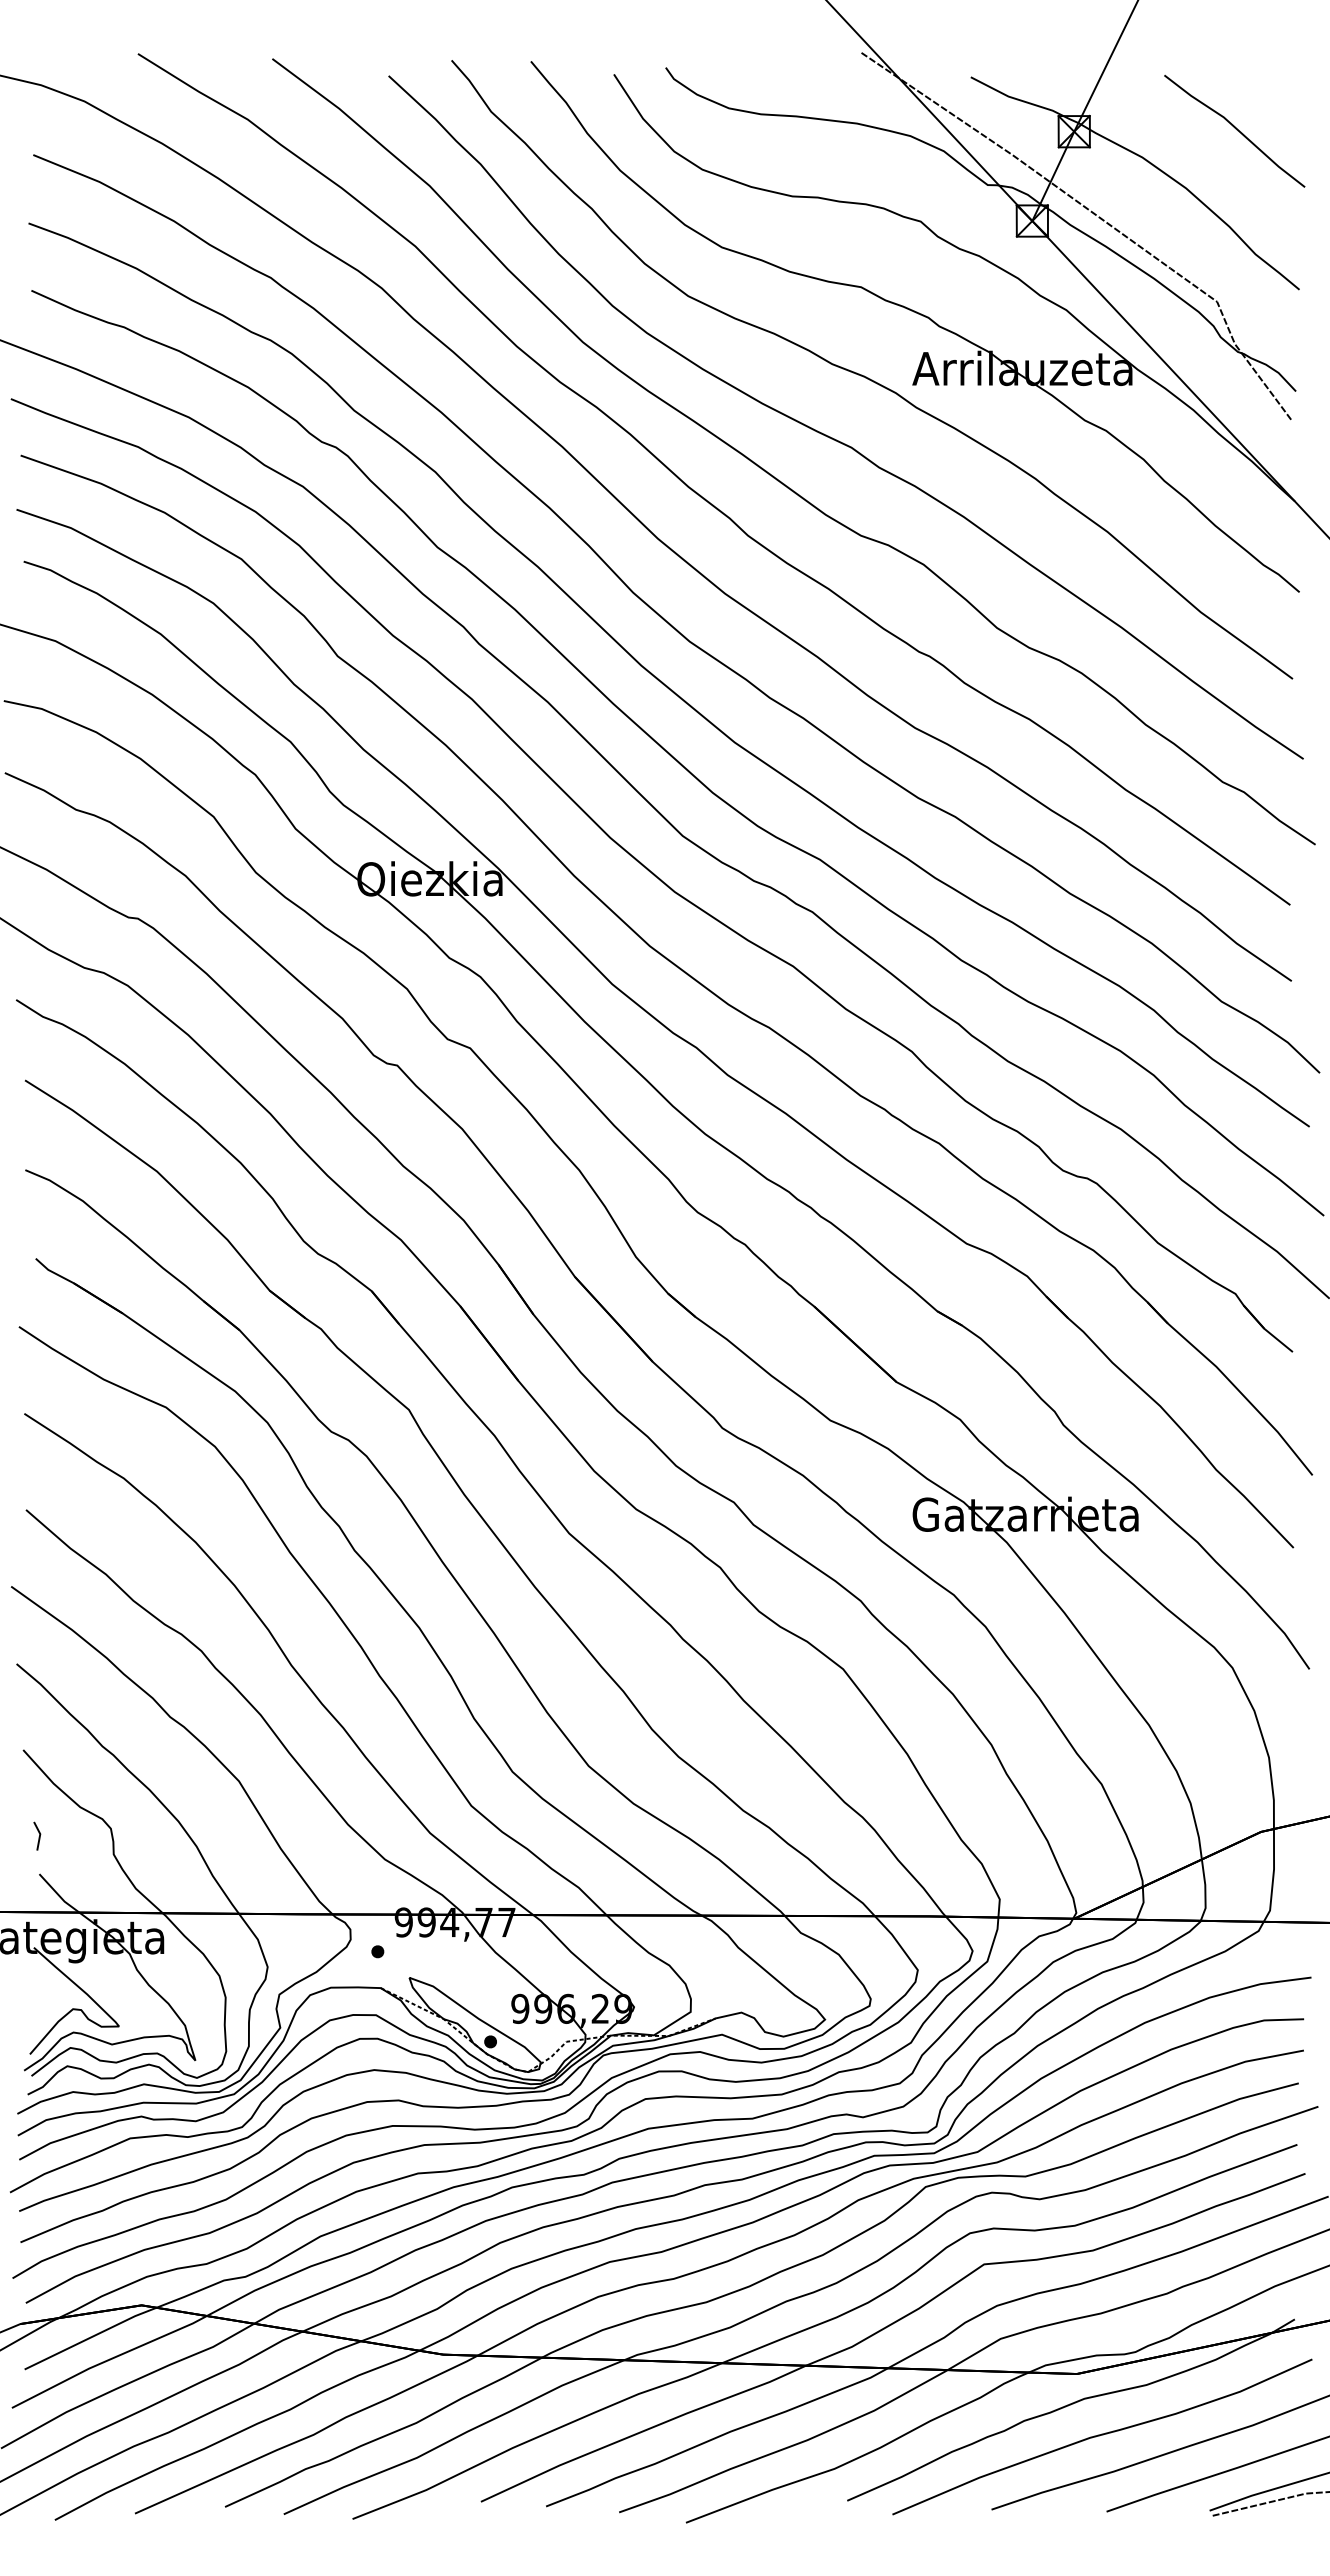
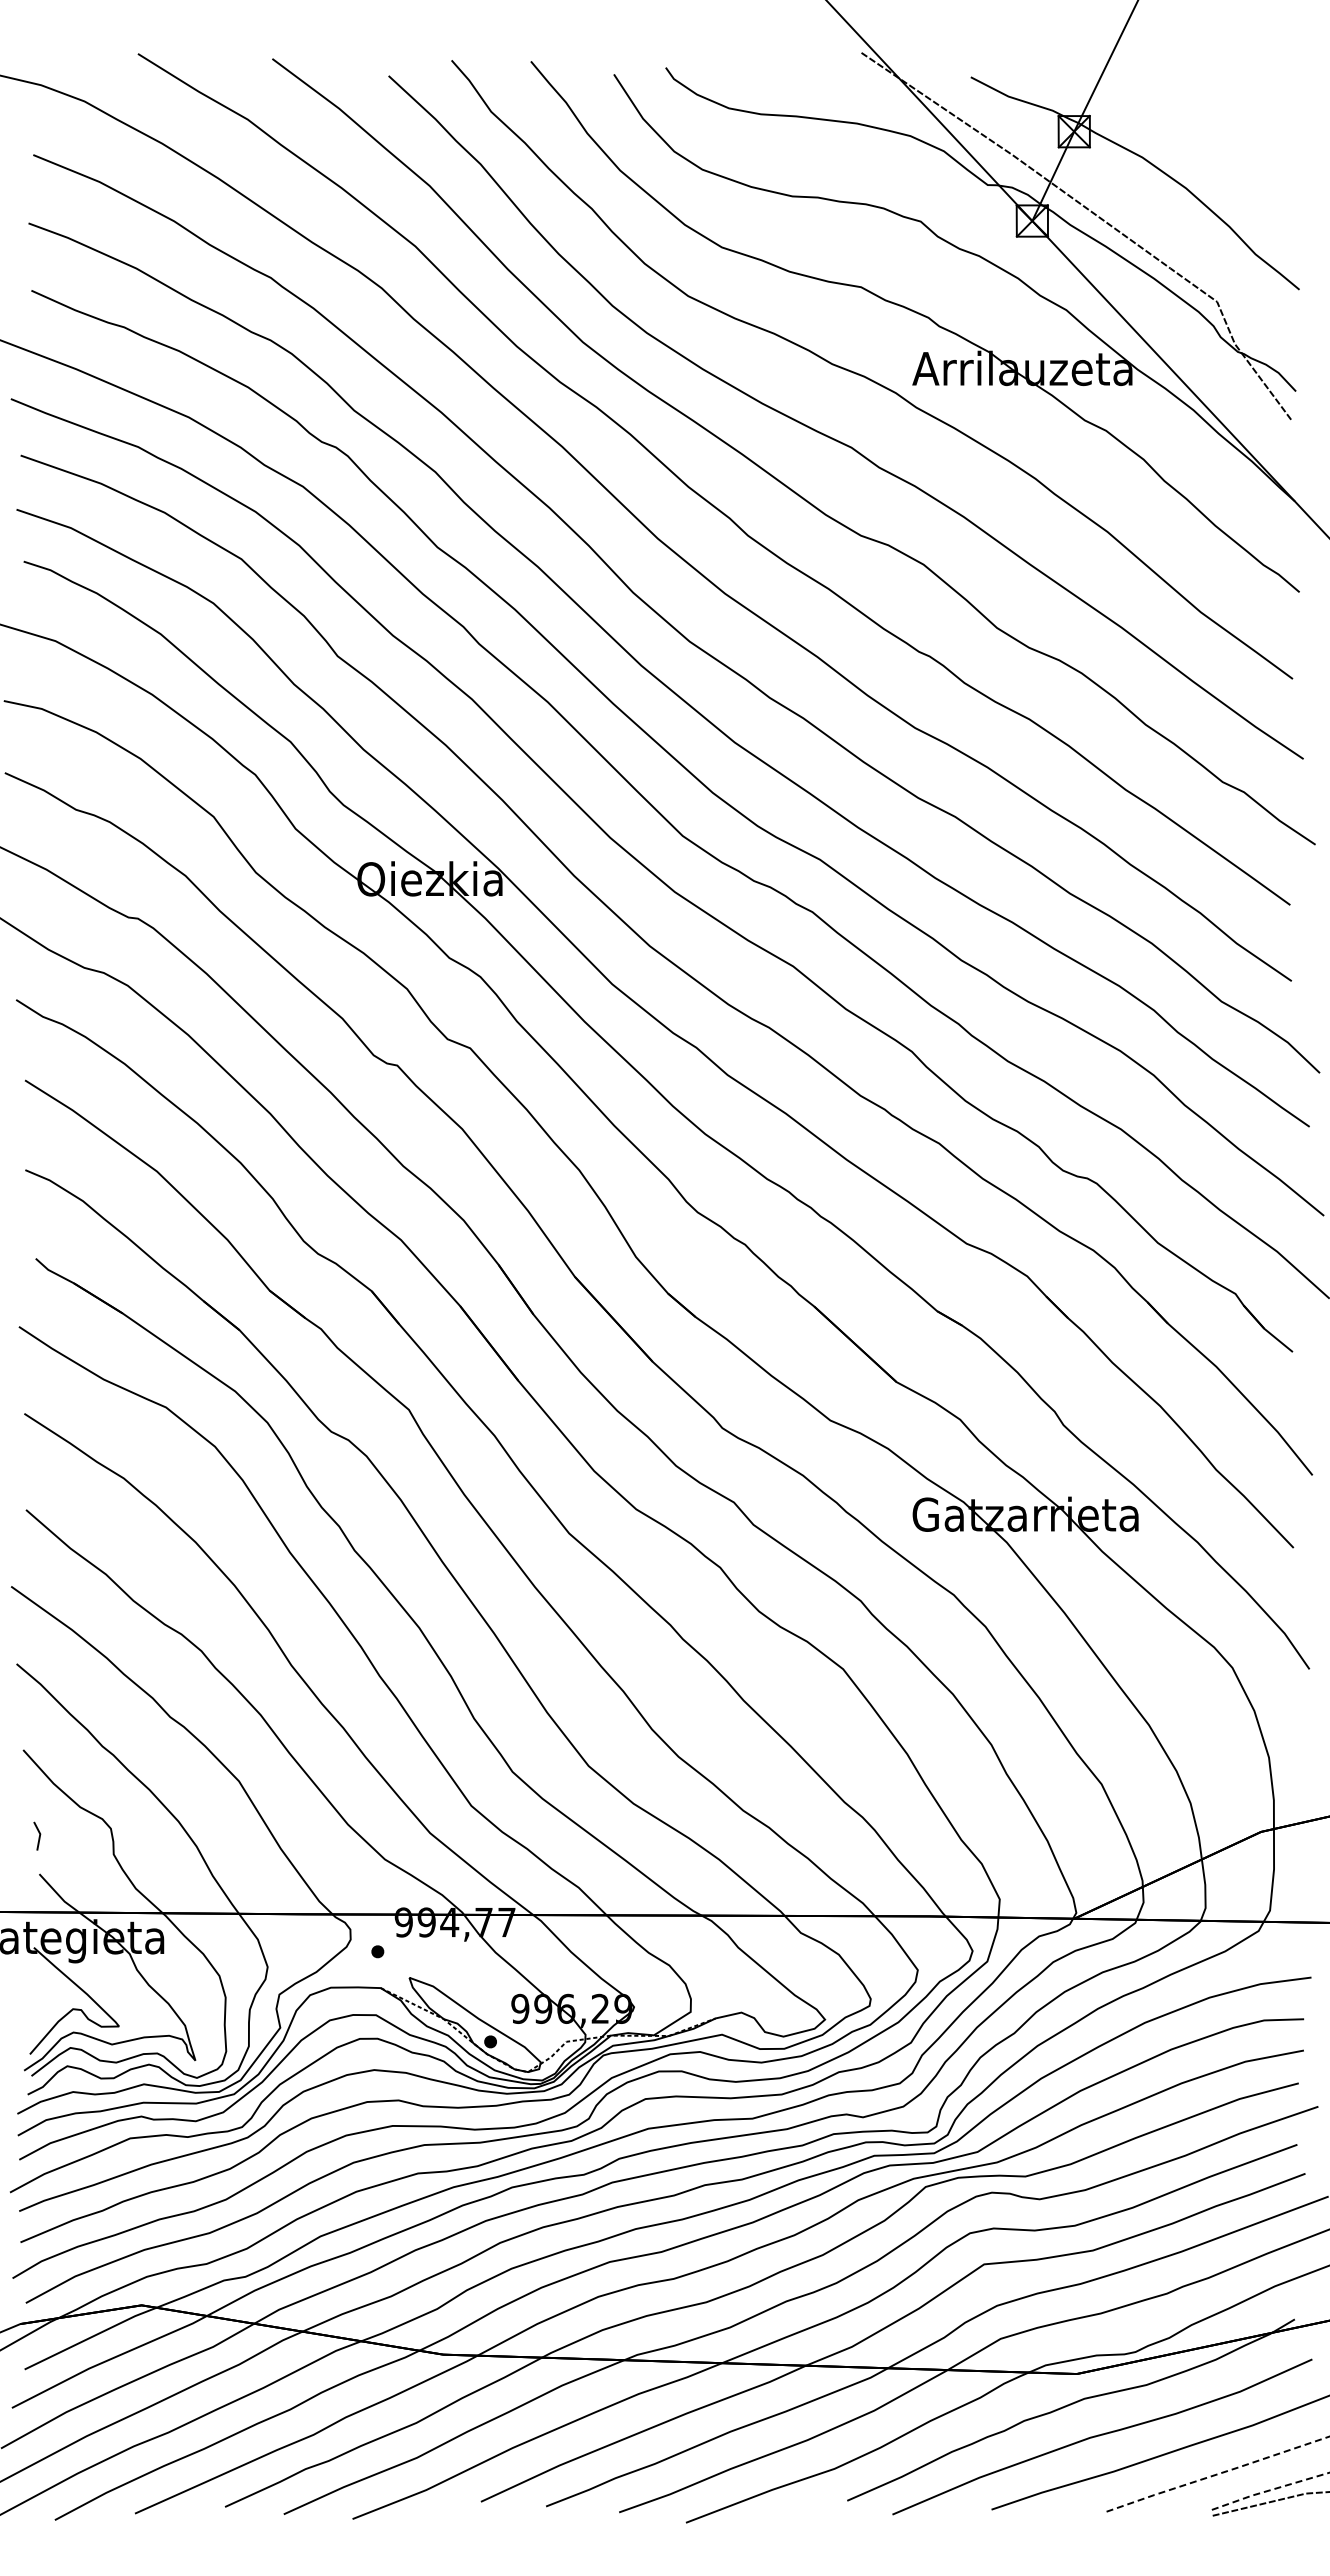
line: present -> none (1235, 129)
line: solid -> dashed (1218, 2474)
line: solid -> dashed (1267, 2490)
